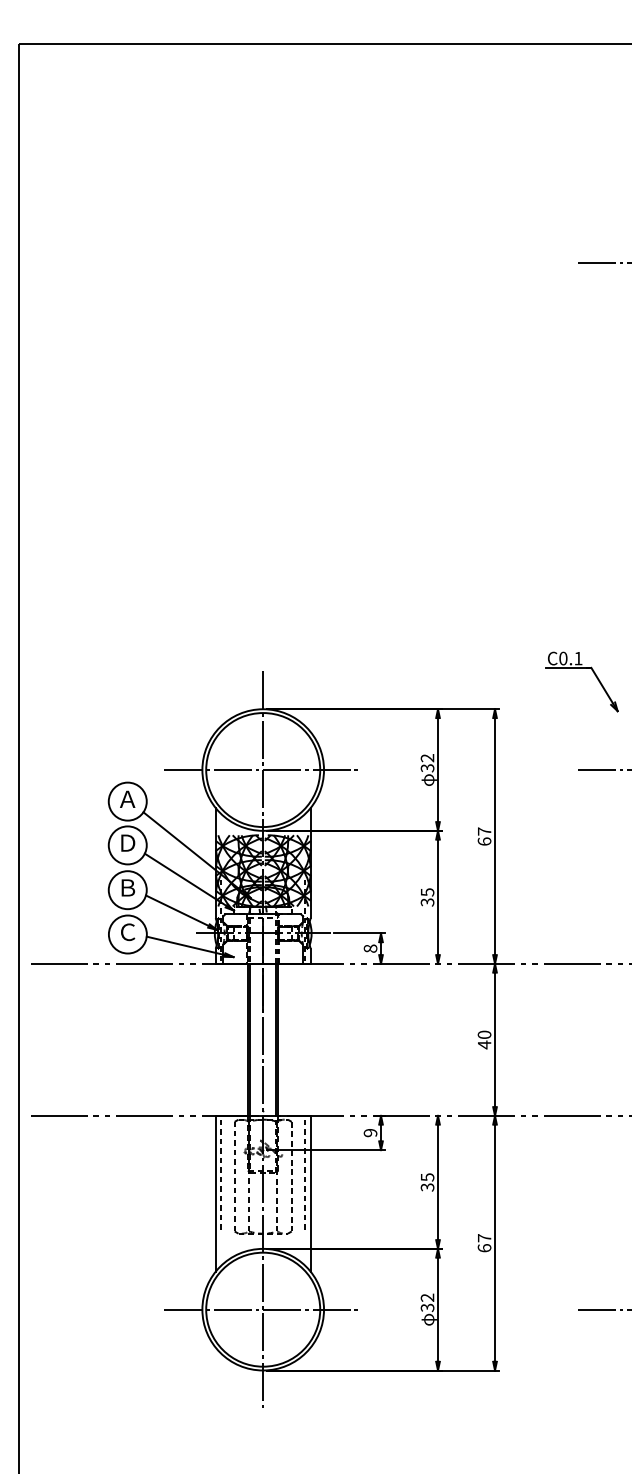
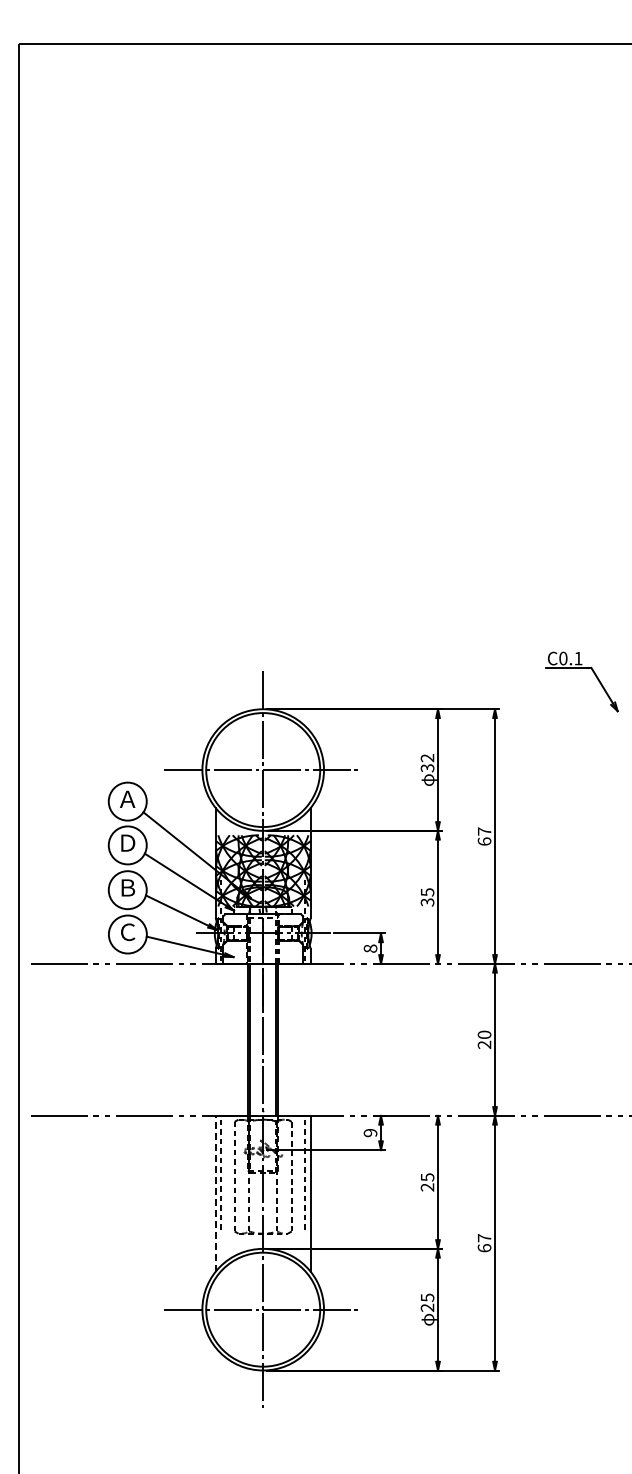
line: present -> none (602, 262)
line: present -> none (602, 770)
text: 40 -> 20 (484, 1044)
text: 35 -> 25 (427, 1187)
line: solid -> dashed (215, 1193)
text: 32 -> 25 (427, 1302)
line: present -> none (602, 1309)
